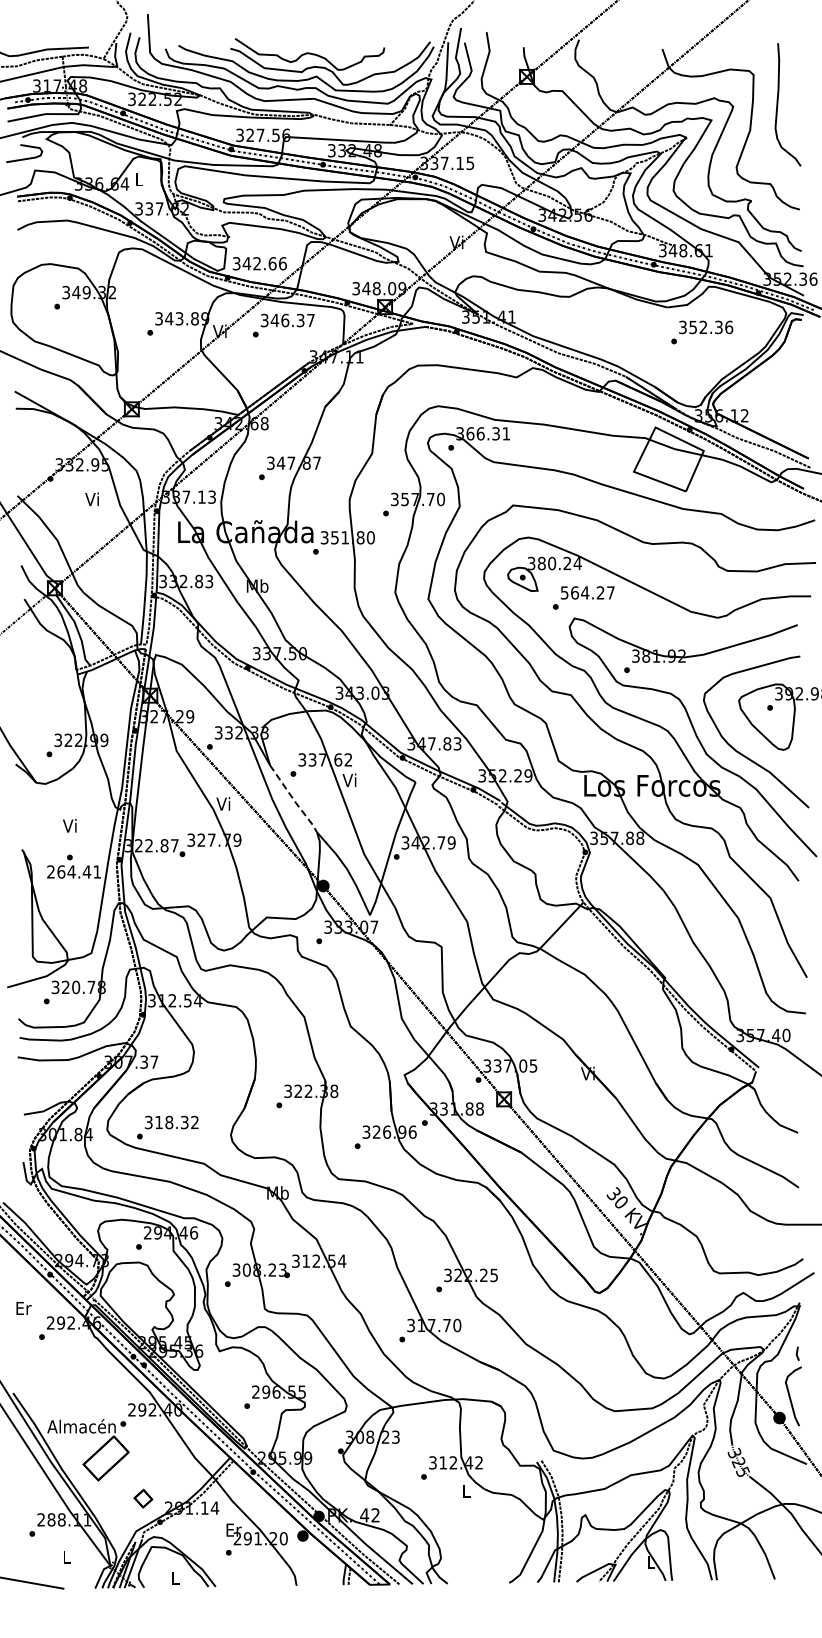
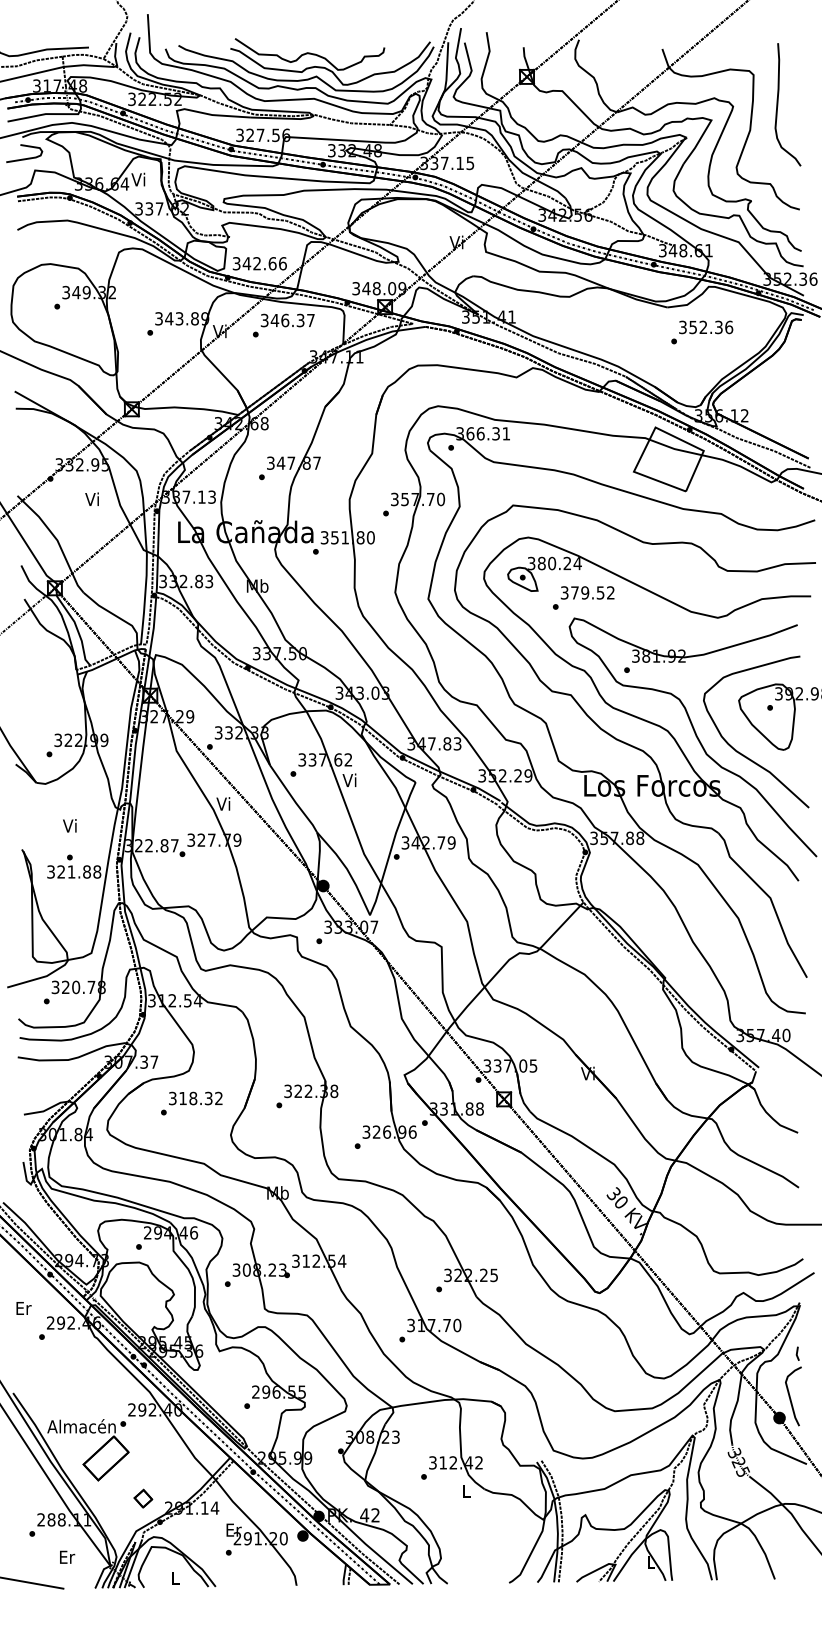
text: L -> Vi (138, 179)
text: 564.27 -> 379.52 (587, 592)
line: dashed -> solid (294, 800)
text: 264.41 -> 321.88 (74, 871)
text position: (167, 1127) -> (191, 1103) (191, 1103)
text: L -> Er (67, 1556)
